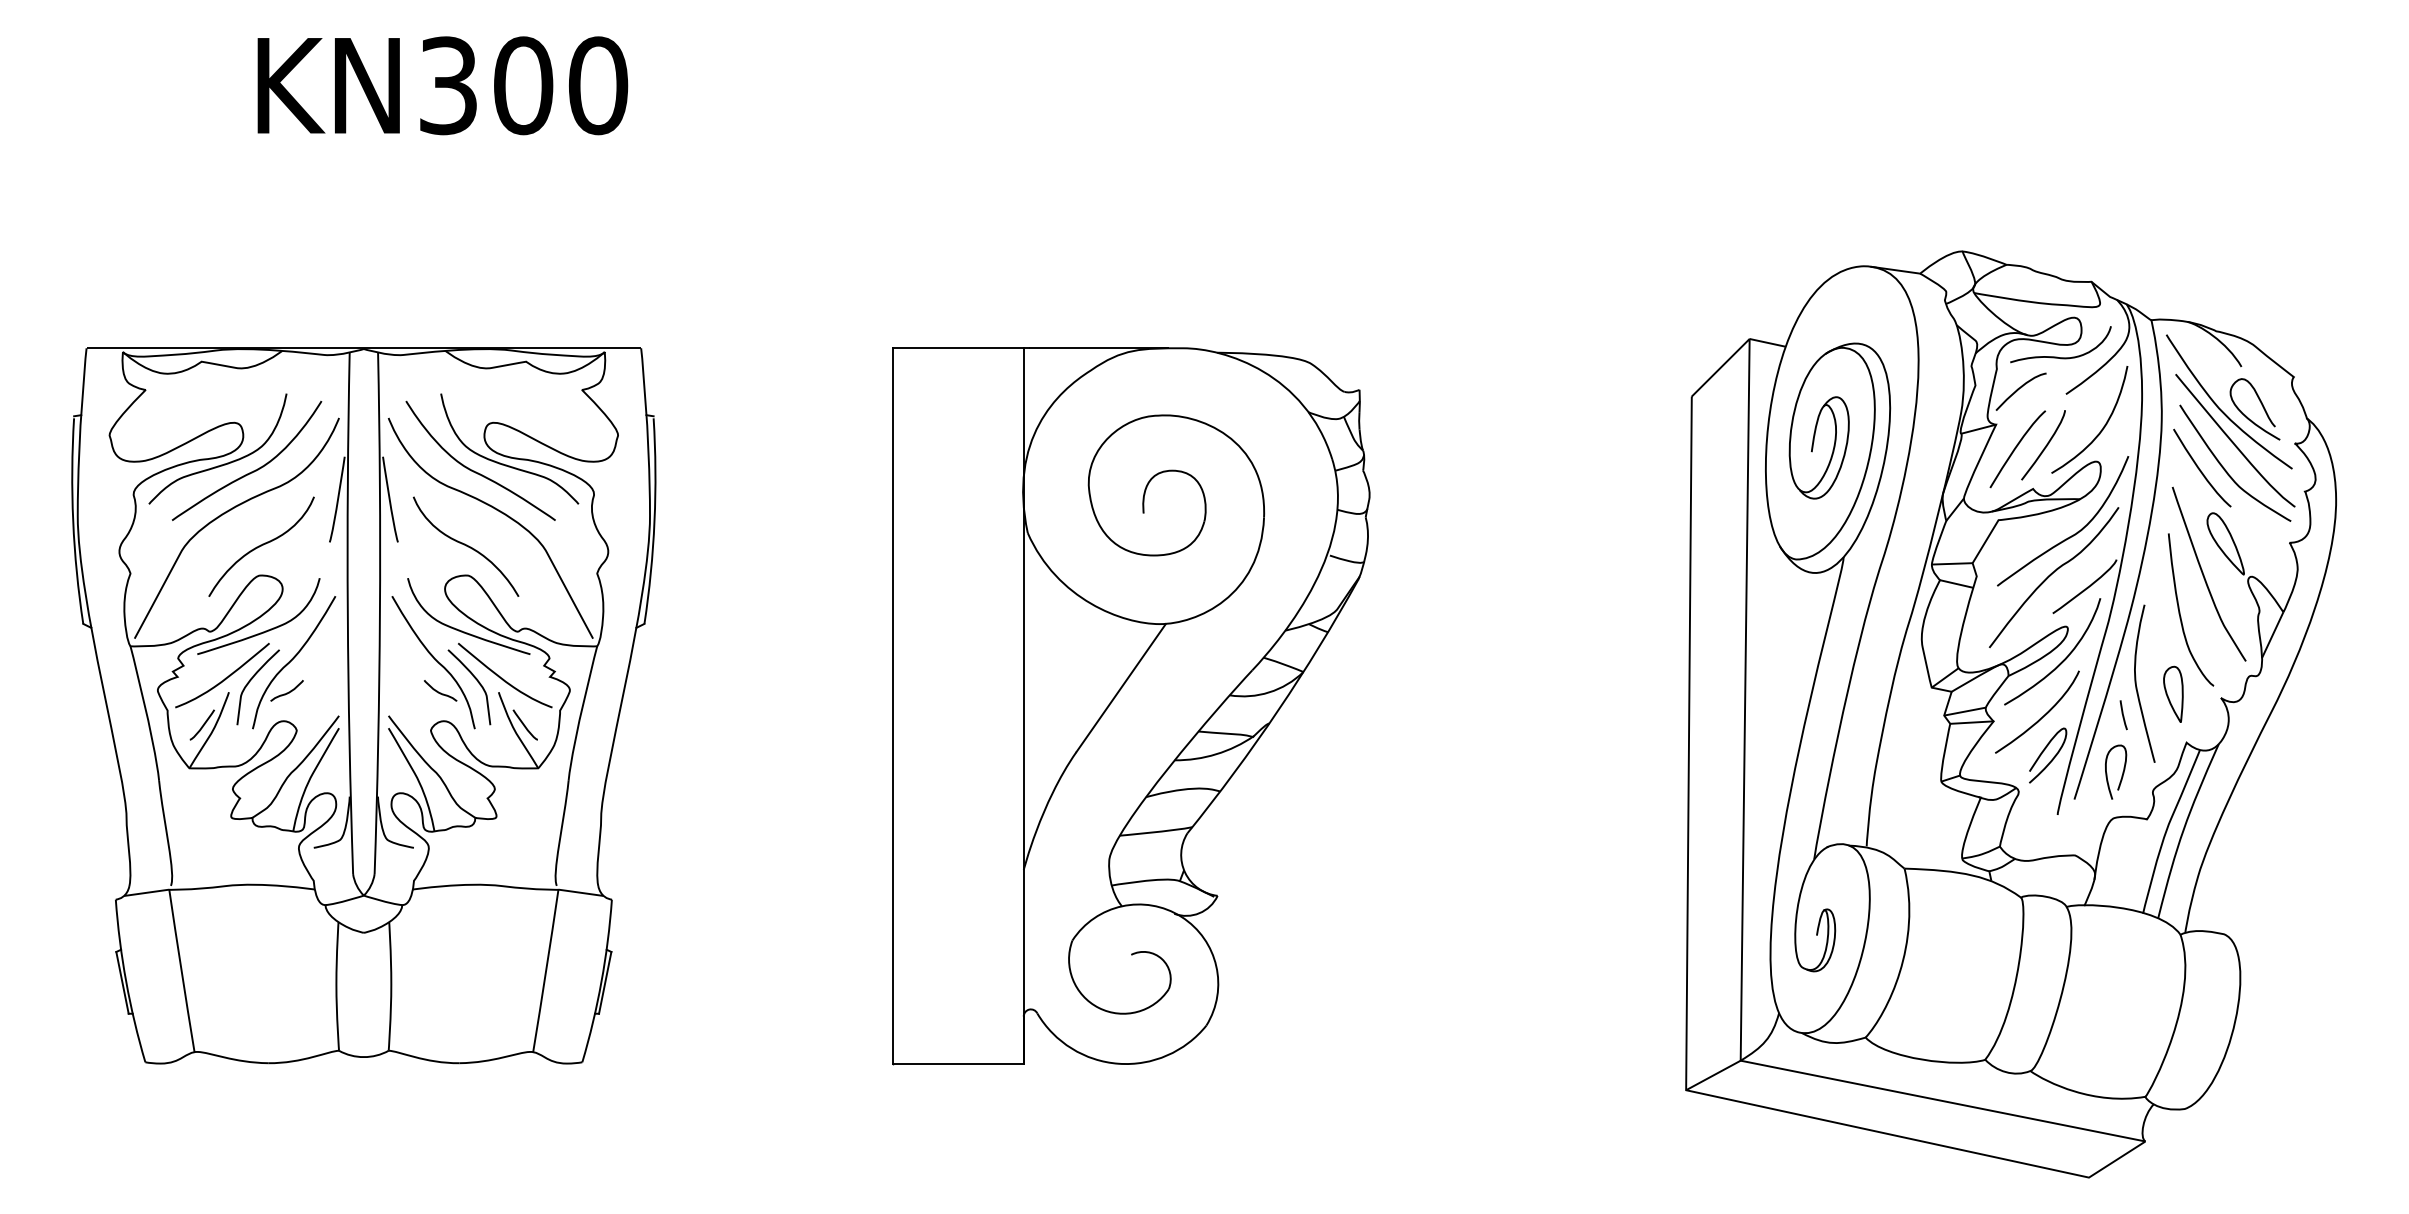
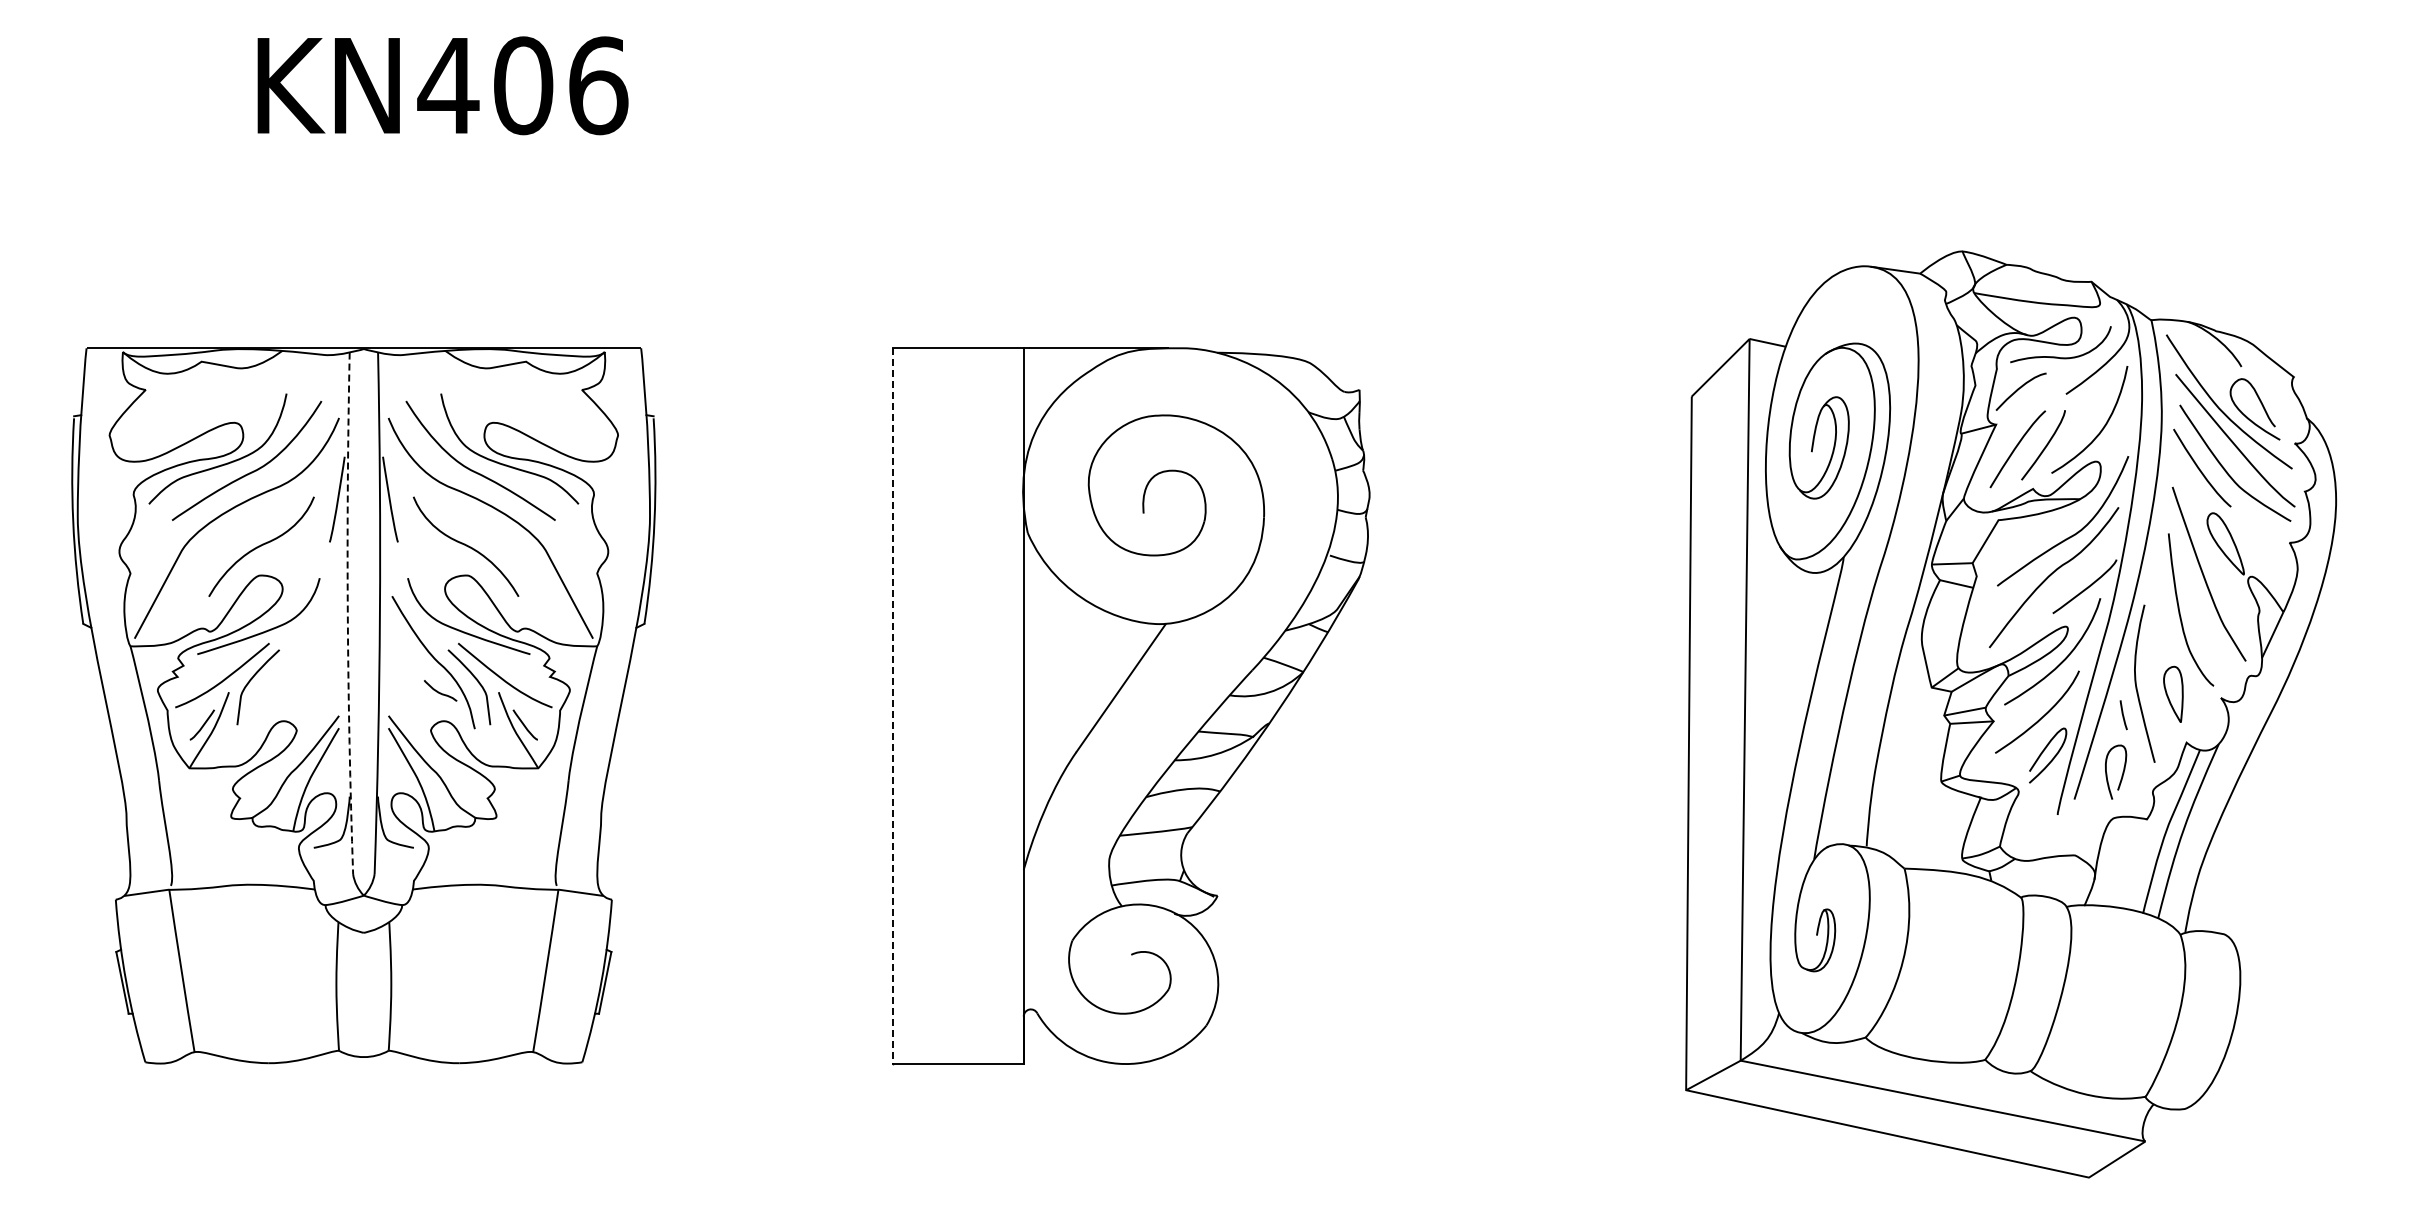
text: KN300 -> KN406 (522, 85)
arc: solid -> dashed (347, 613)
part: present -> none (294, 662)
line: solid -> dashed (892, 705)
